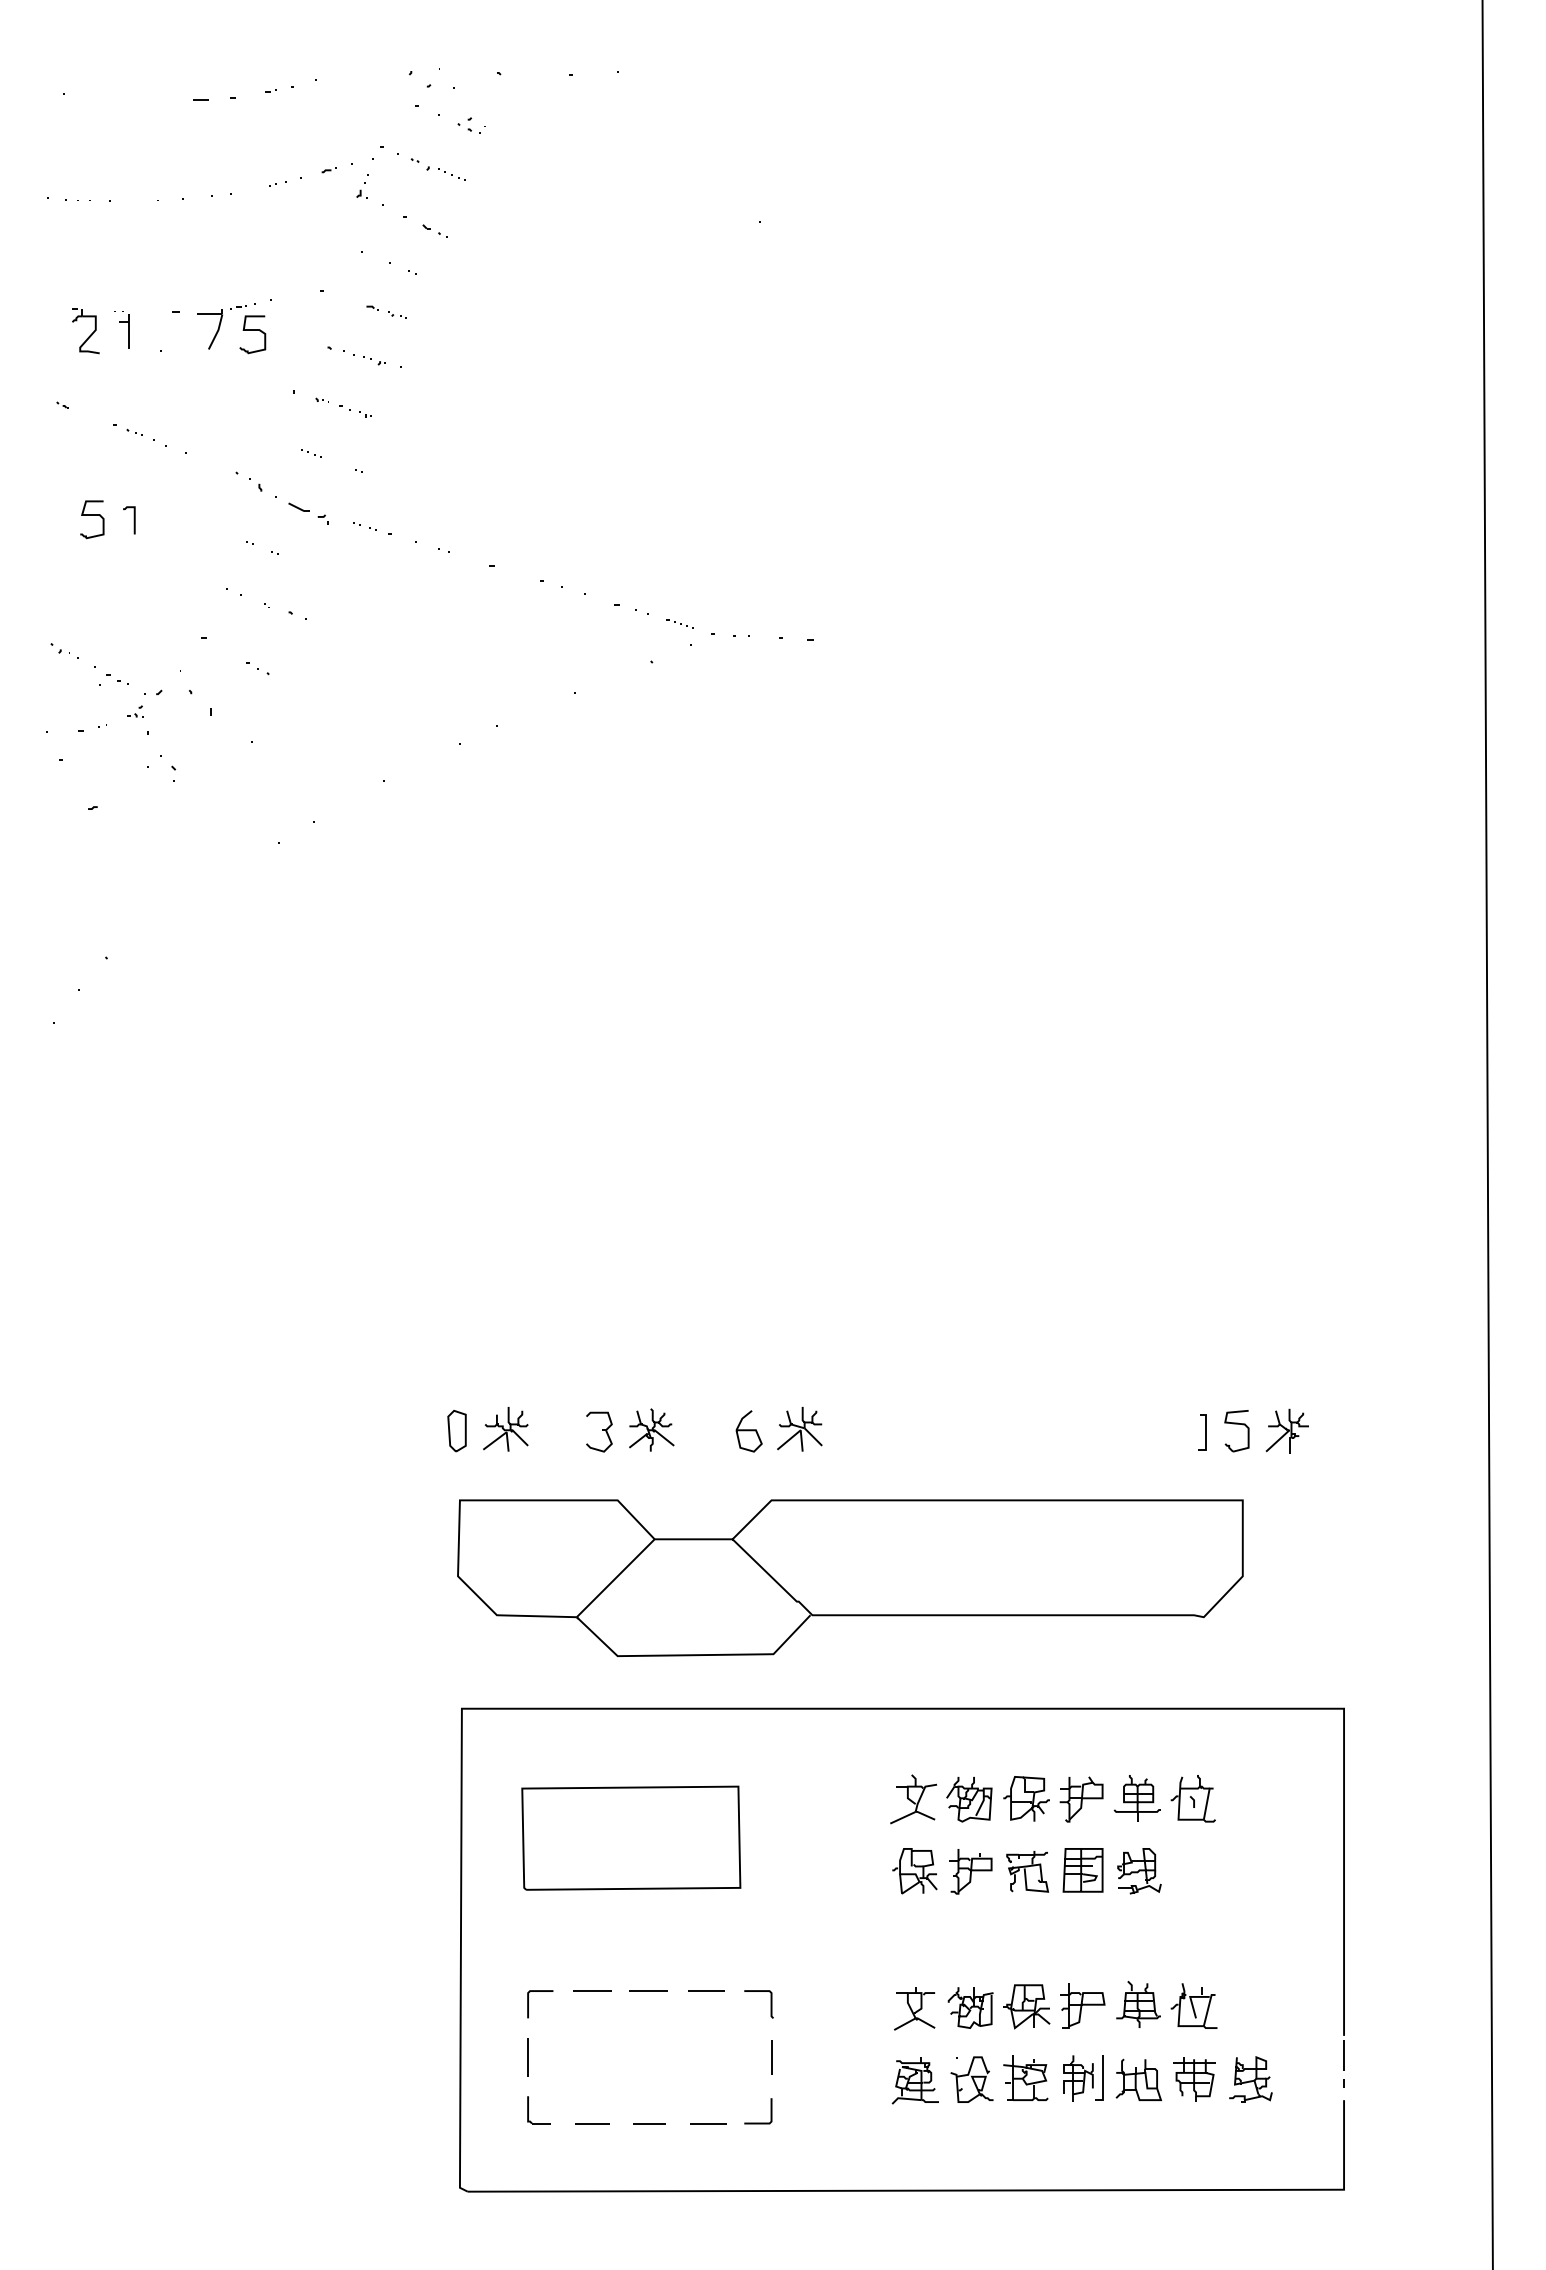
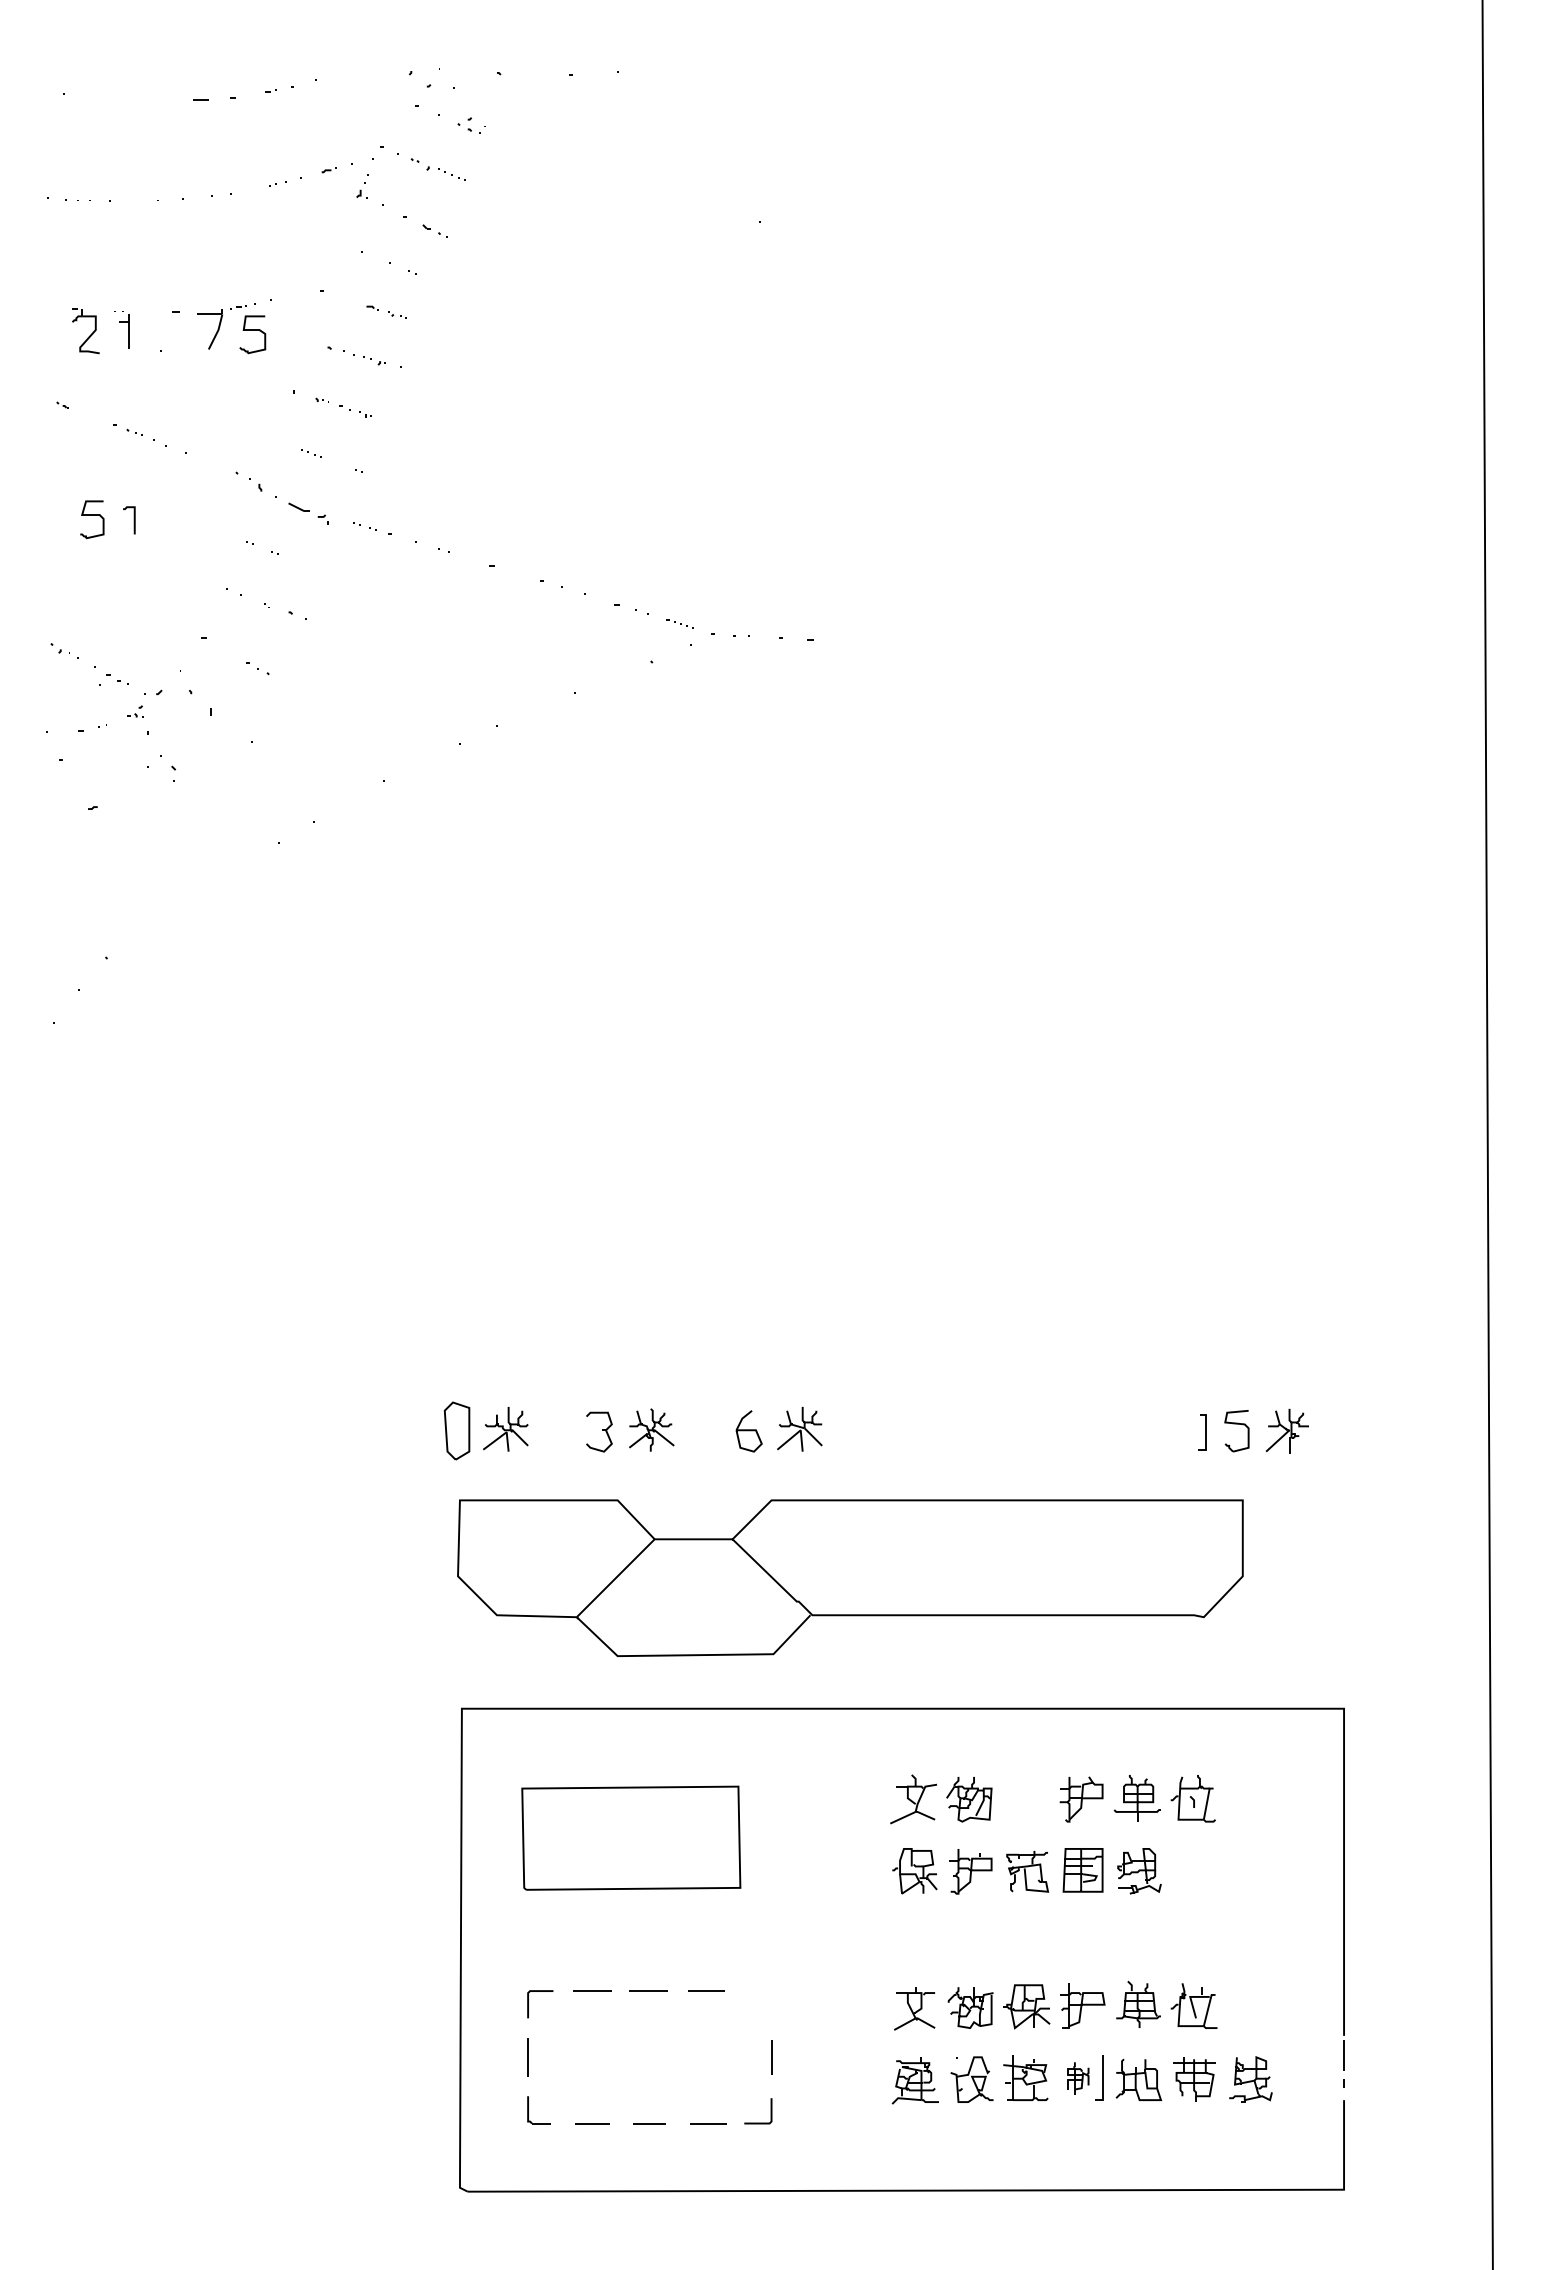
part size: 20x43 px -> 28x60 px (456, 1430)
part: present -> none (1026, 1798)
line: present -> none (770, 2004)
part size: 31x47 px -> 23x33 px (1078, 2078)
